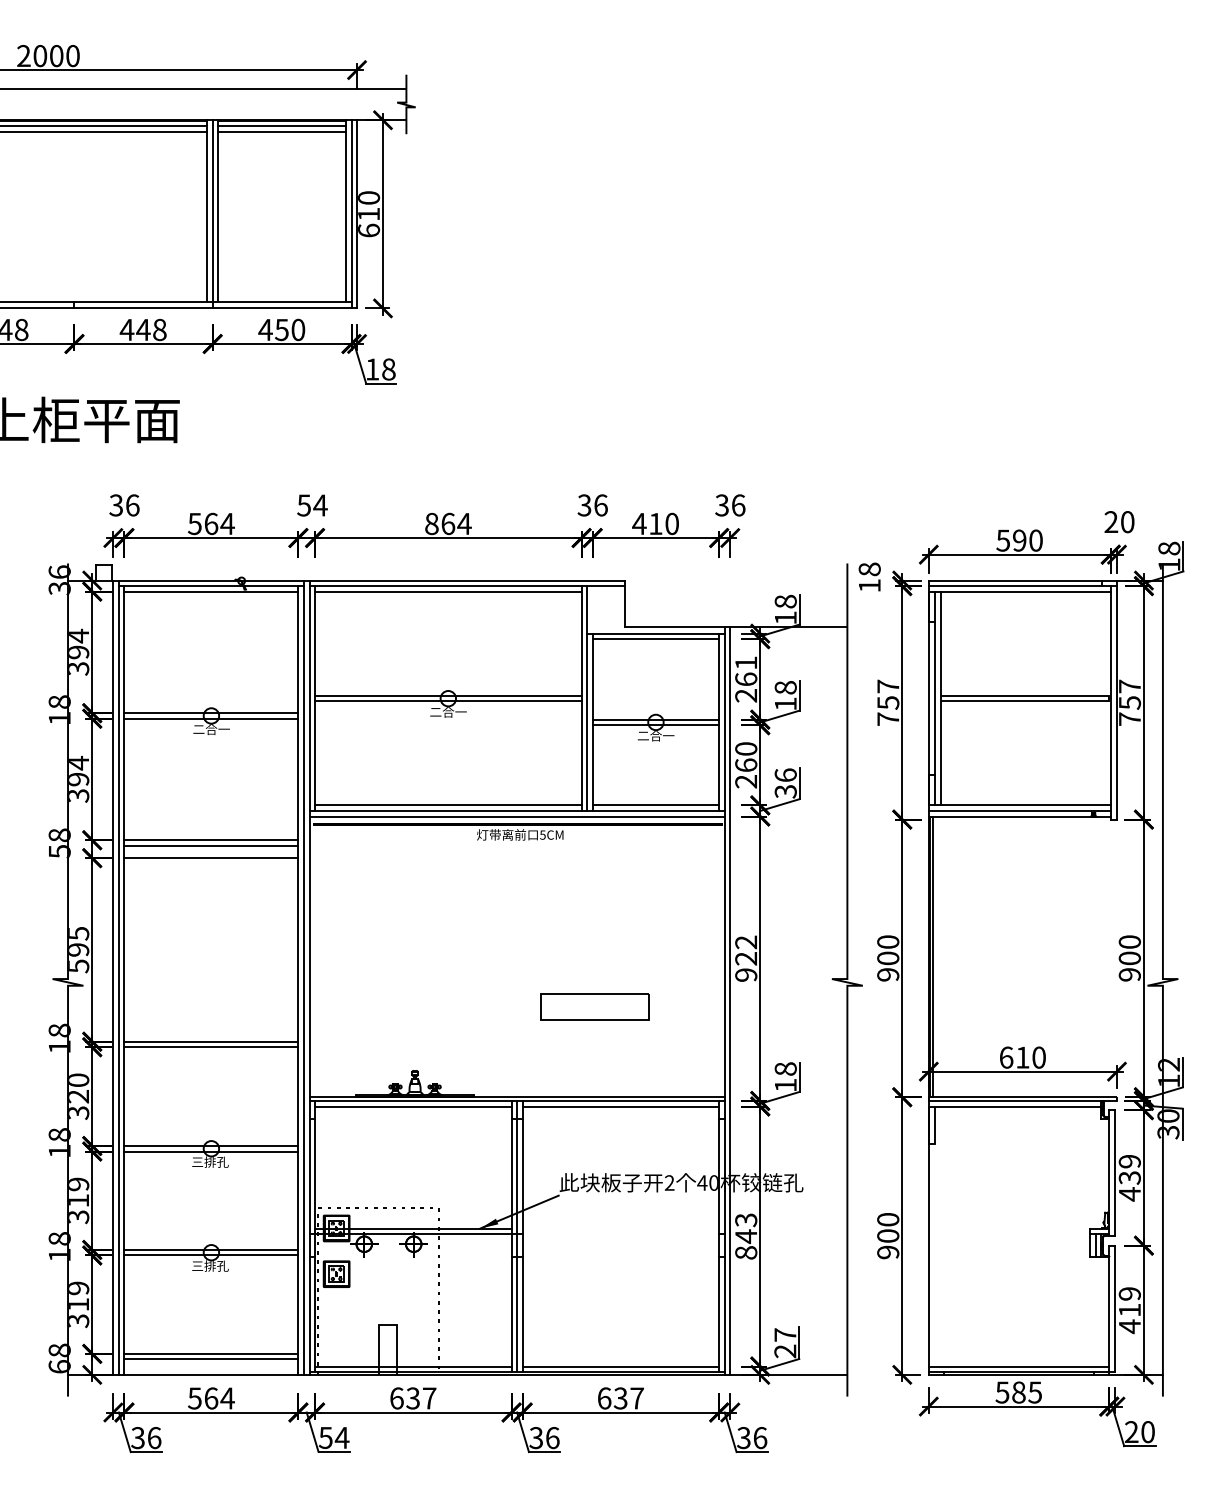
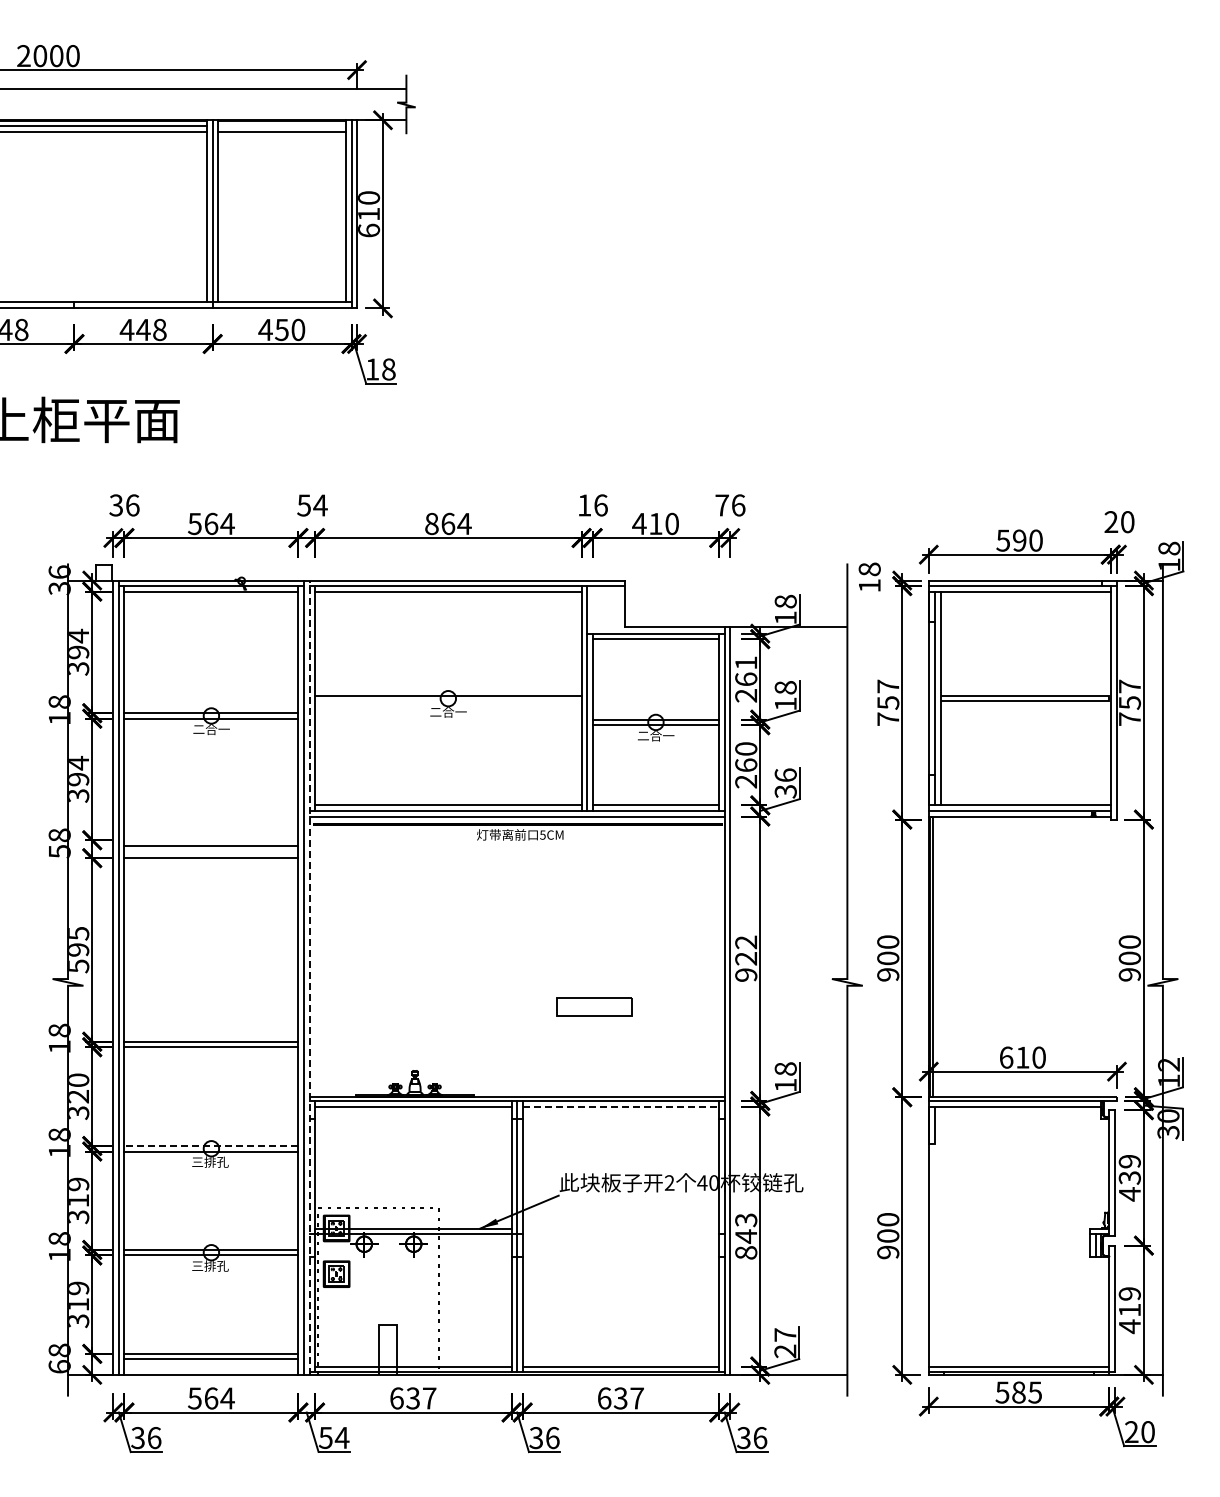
line: present -> none (281, 126)
text: 36 -> 16 (584, 505)
text: 36 -> 76 (721, 505)
line: present -> none (448, 701)
line: present -> none (211, 840)
line: solid -> dashed (309, 977)
part size: 110x28 px -> 77x20 px (594, 1006)
line: solid -> dashed (621, 1106)
line: solid -> dashed (211, 1145)
